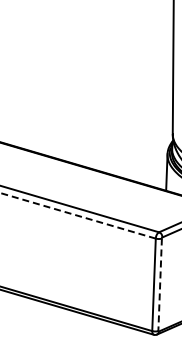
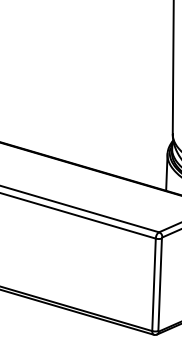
line: dashed -> solid (78, 215)
line: dashed -> solid (160, 285)
